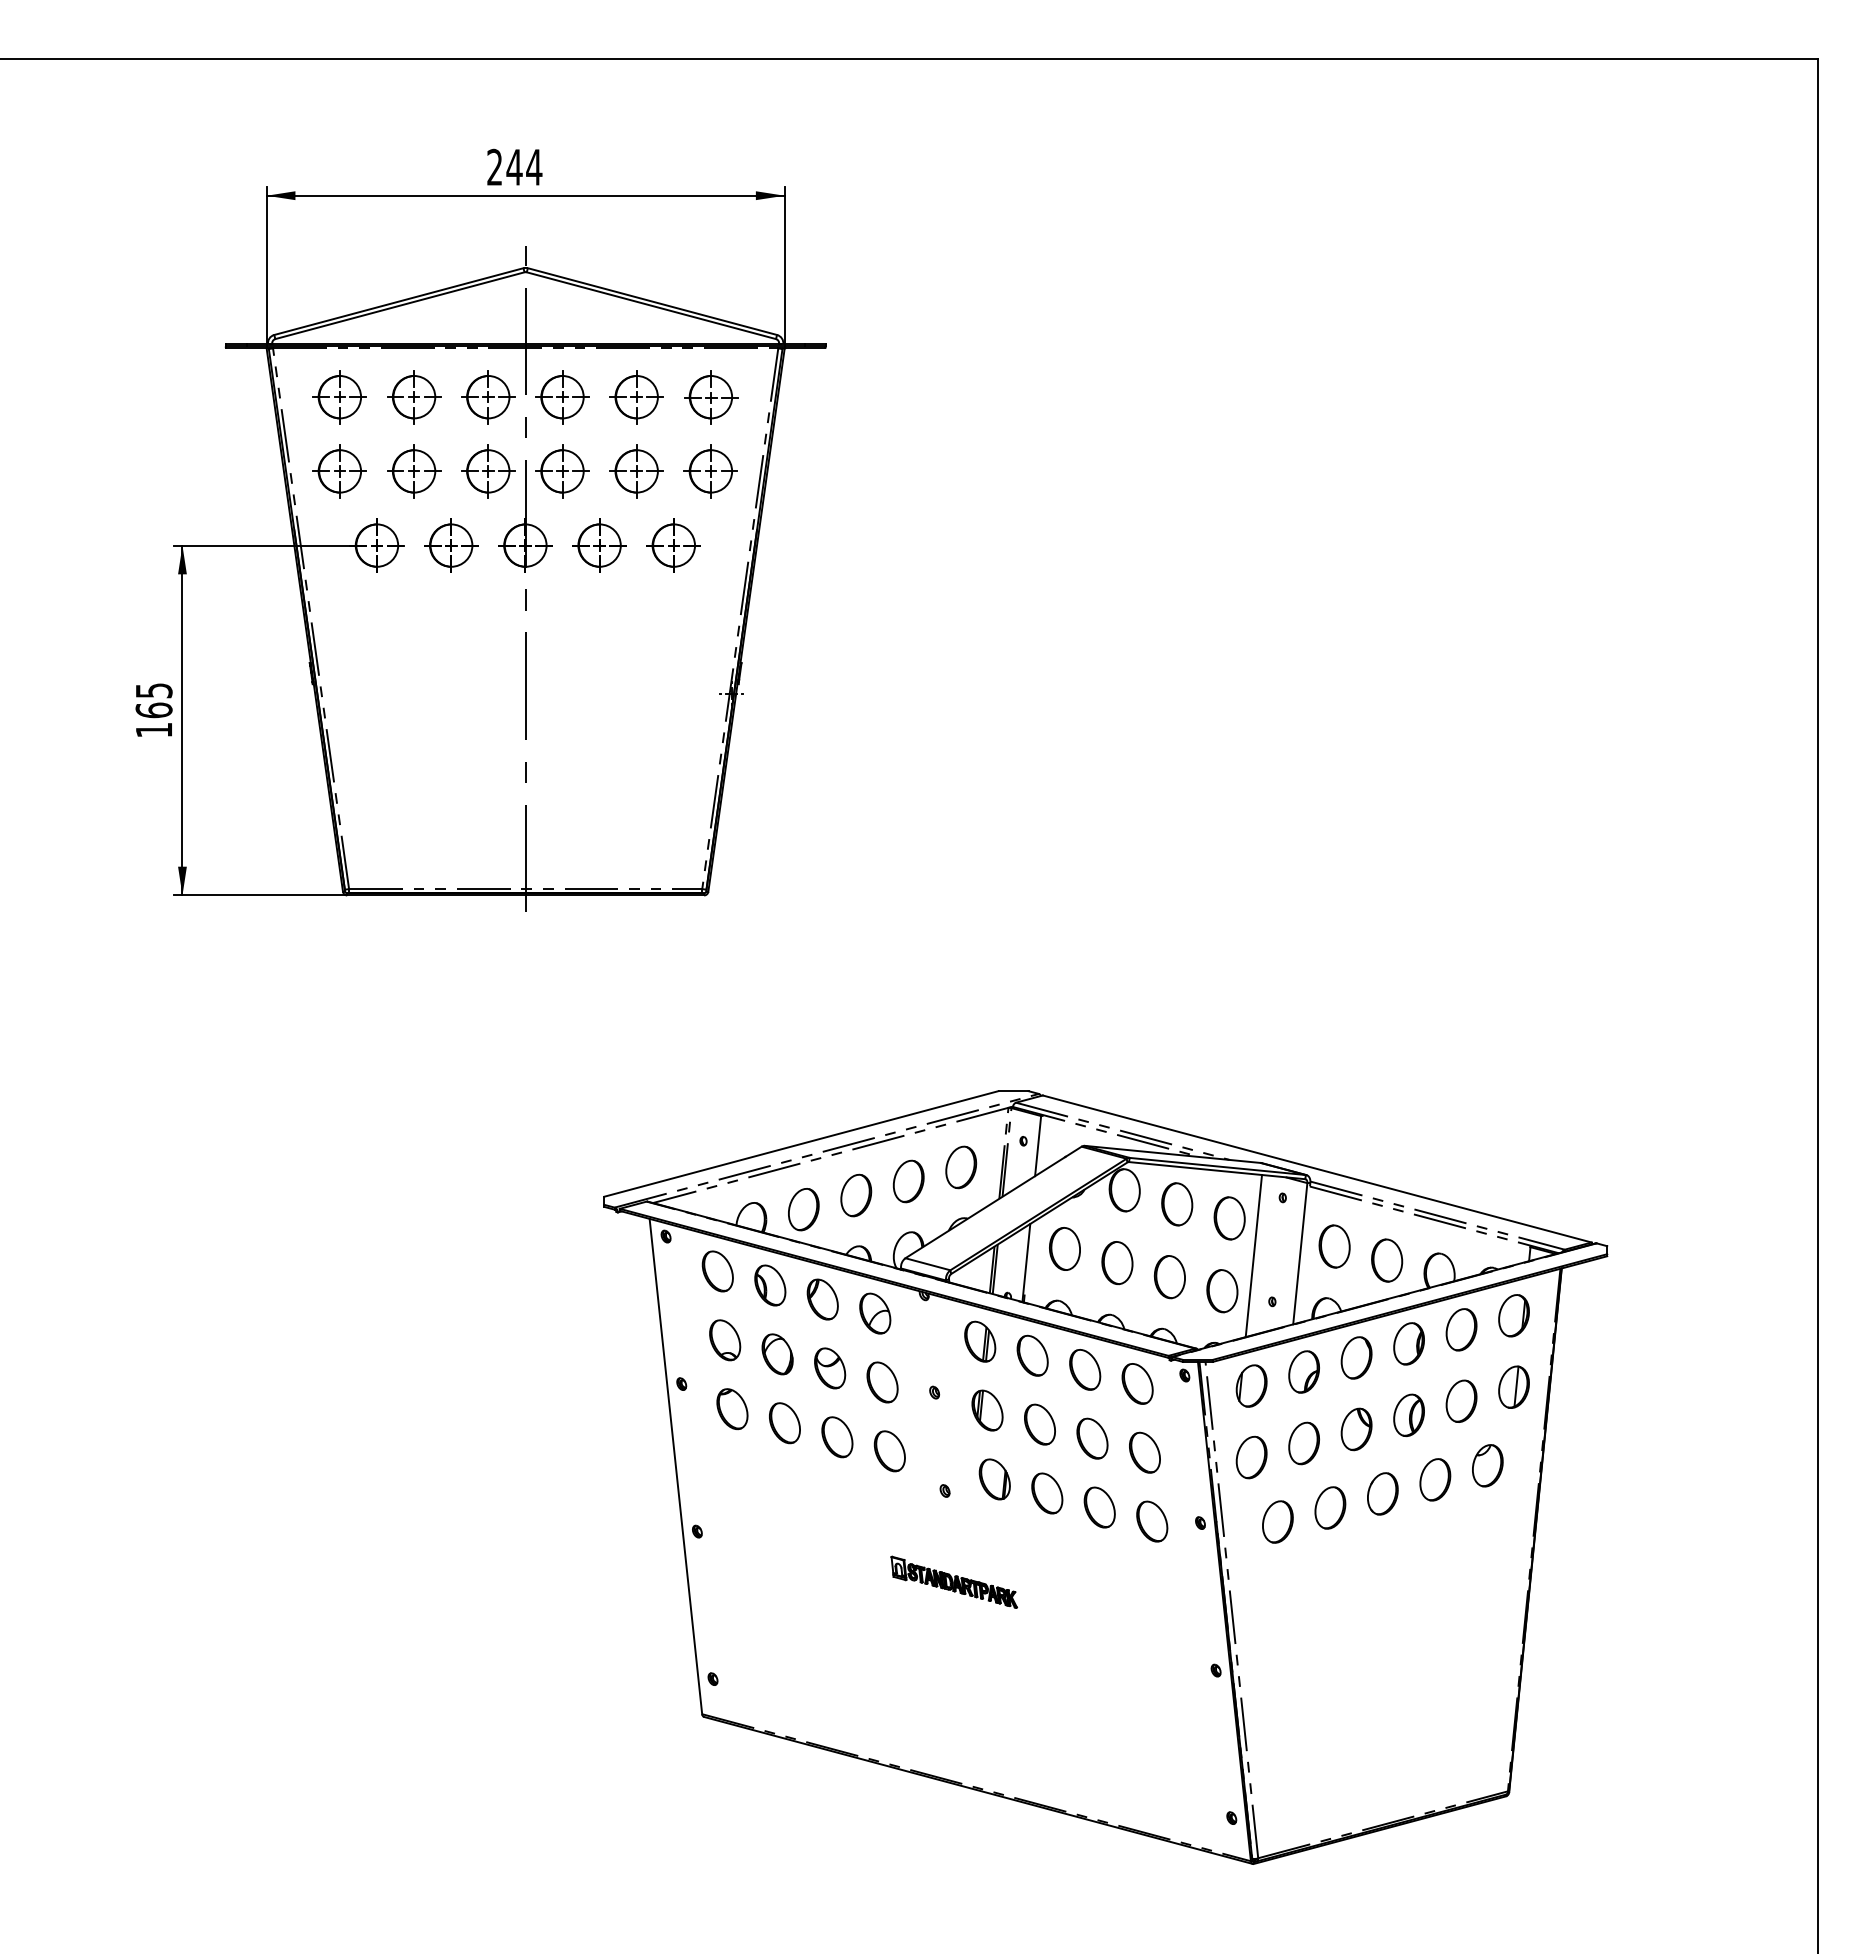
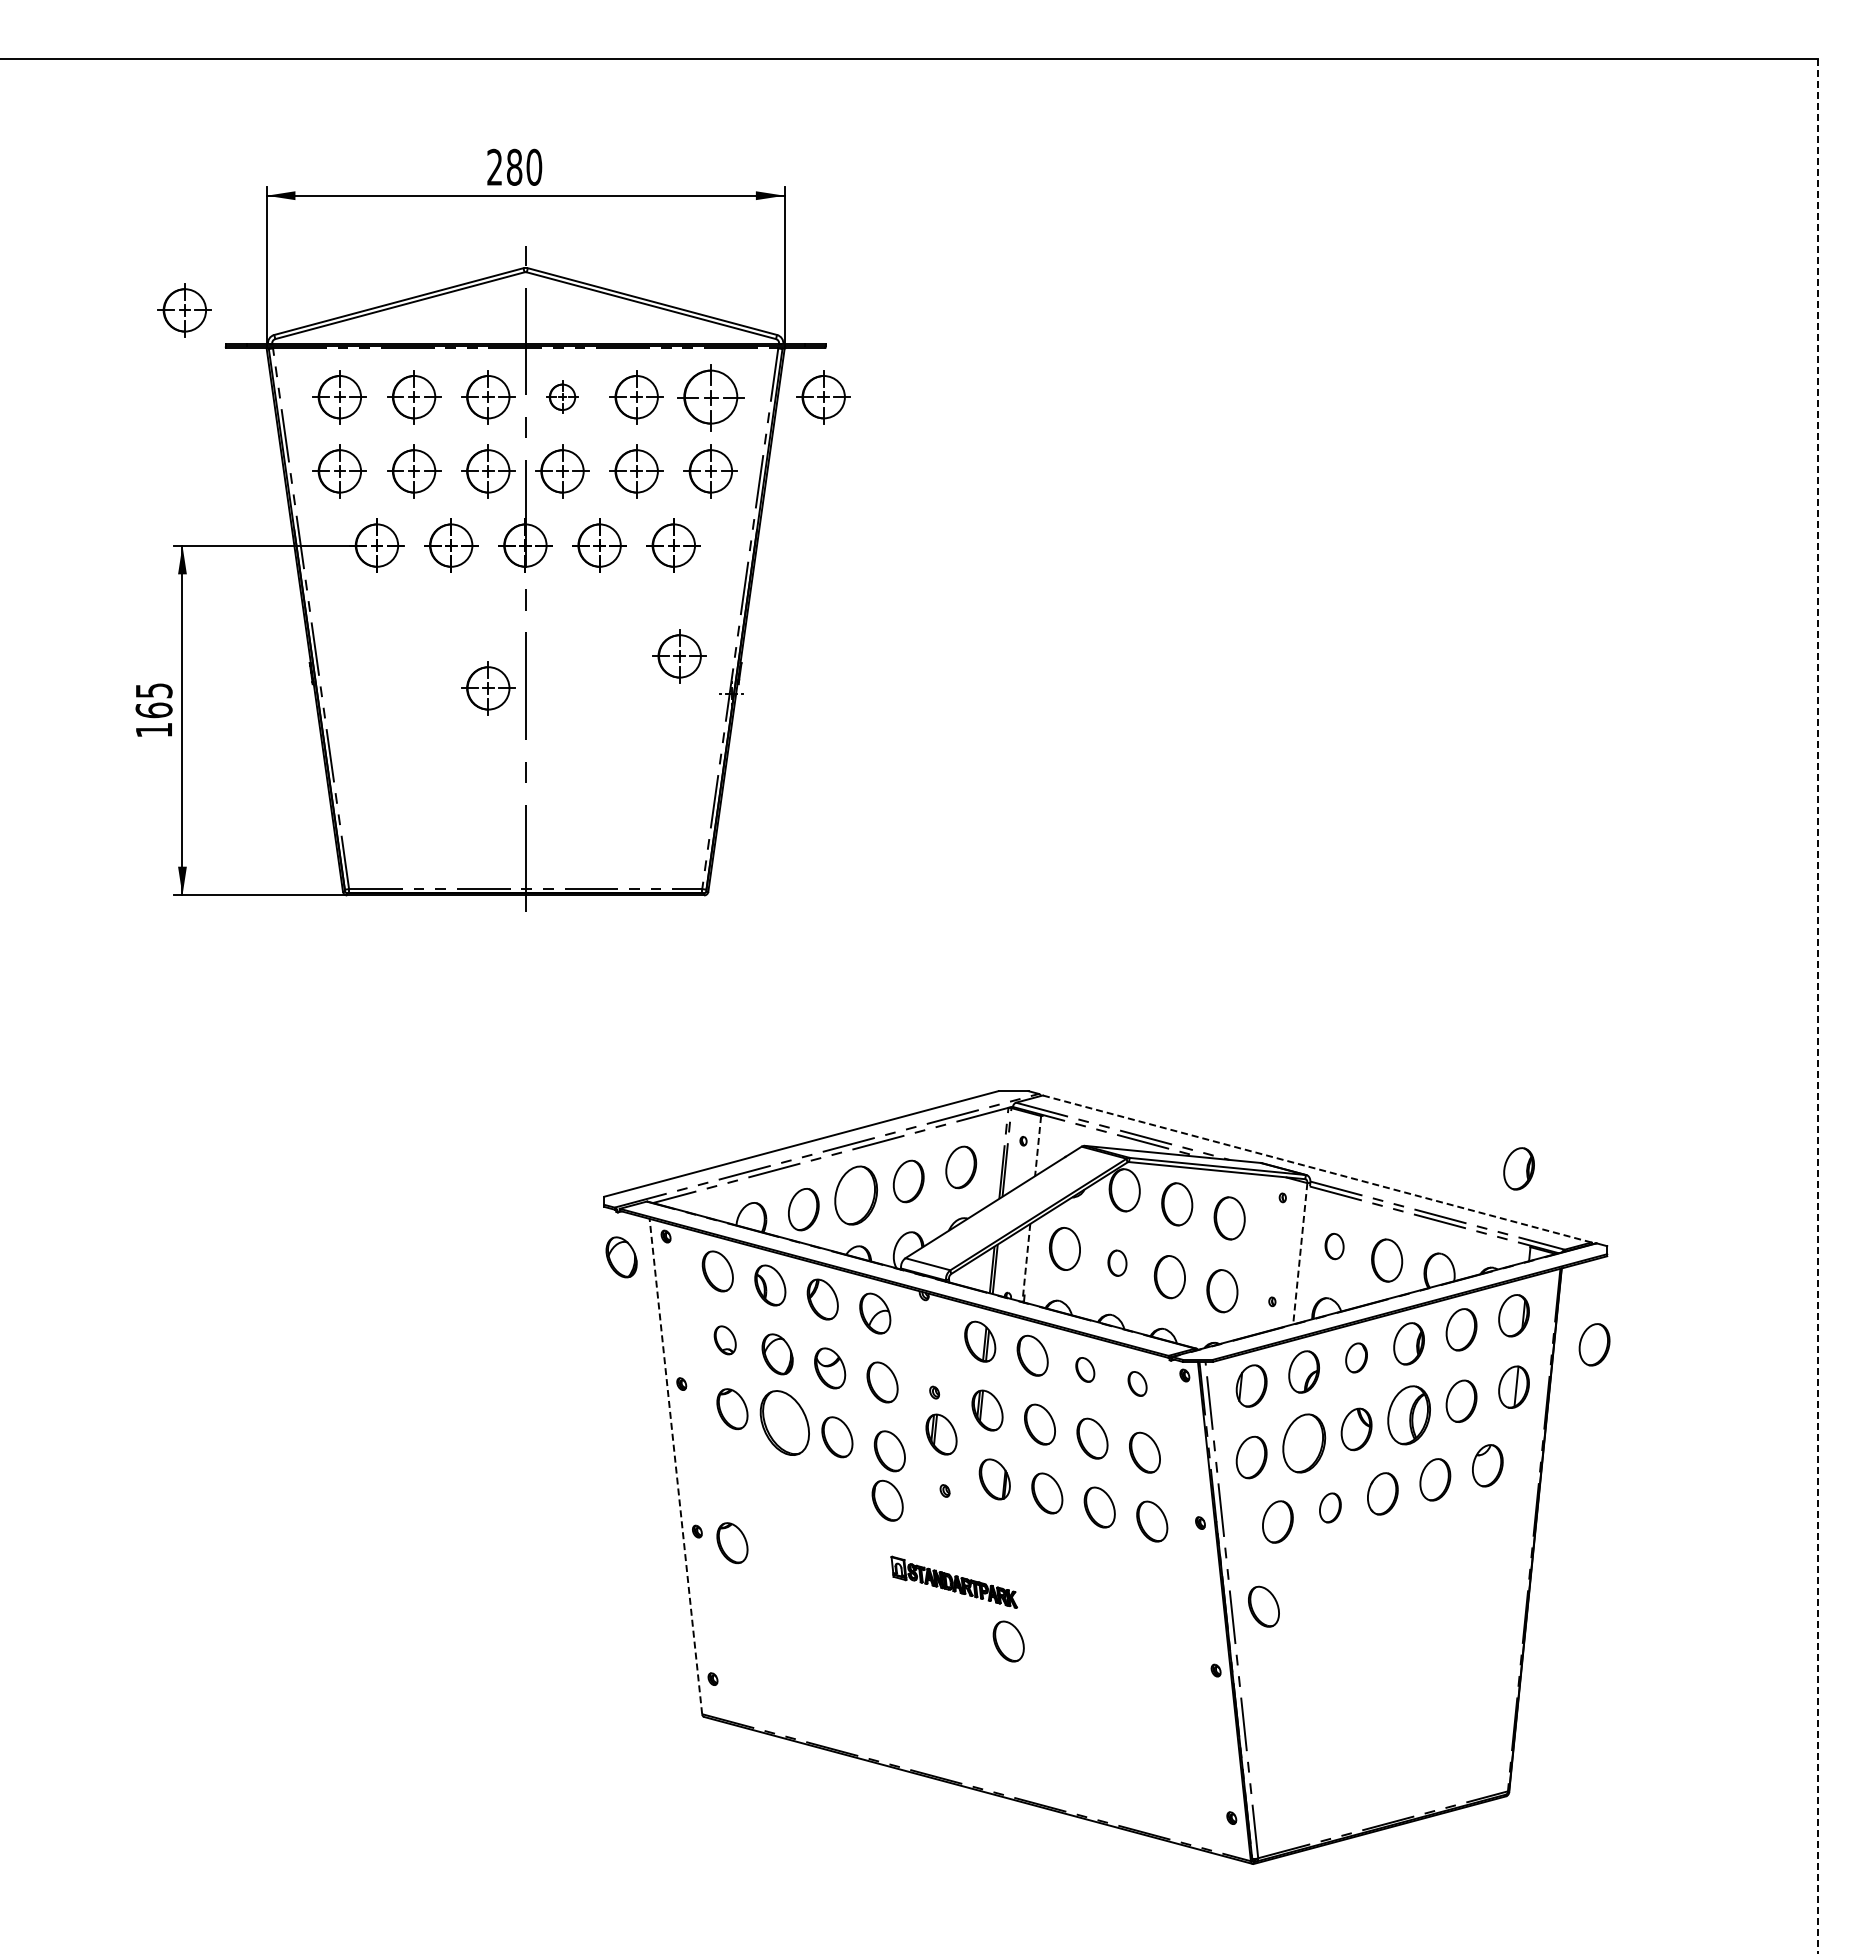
text: 244 -> 280 (524, 166)
part: none -> present (184, 310)
part size: 55x55 px -> 33x34 px (562, 396)
part size: 55x55 px -> 68x68 px (710, 397)
part: none -> present (823, 397)
part: none -> present (679, 656)
part: none -> present (488, 688)
line: solid -> dashed (1817, 1006)
line: solid -> dashed (1038, 1146)
line: solid -> dashed (1316, 1168)
part: none -> present (1518, 1168)
part size: 33x45 px -> 44x61 px (855, 1195)
part size: 33x45 px -> 21x28 px (1334, 1246)
line: solid -> dashed (1300, 1253)
line: present -> none (1253, 1256)
part: none -> present (621, 1257)
line: solid -> dashed (1026, 1263)
part size: 33x45 px -> 21x28 px (1117, 1262)
part size: 33x43 px -> 24x31 px (724, 1340)
part: none -> present (1594, 1344)
part size: 33x44 px -> 23x32 px (1356, 1357)
part size: 33x42 px -> 21x26 px (1085, 1369)
part size: 33x42 px -> 21x26 px (1137, 1383)
part size: 32x45 px -> 44x61 px (1408, 1415)
part size: 32x43 px -> 51x66 px (784, 1422)
part: none -> present (941, 1434)
part size: 32x45 px -> 45x61 px (1304, 1443)
line: solid -> dashed (675, 1466)
part: none -> present (887, 1500)
part size: 33x44 px -> 23x32 px (1330, 1507)
part: none -> present (732, 1543)
part: none -> present (1263, 1606)
part: none -> present (1008, 1641)
